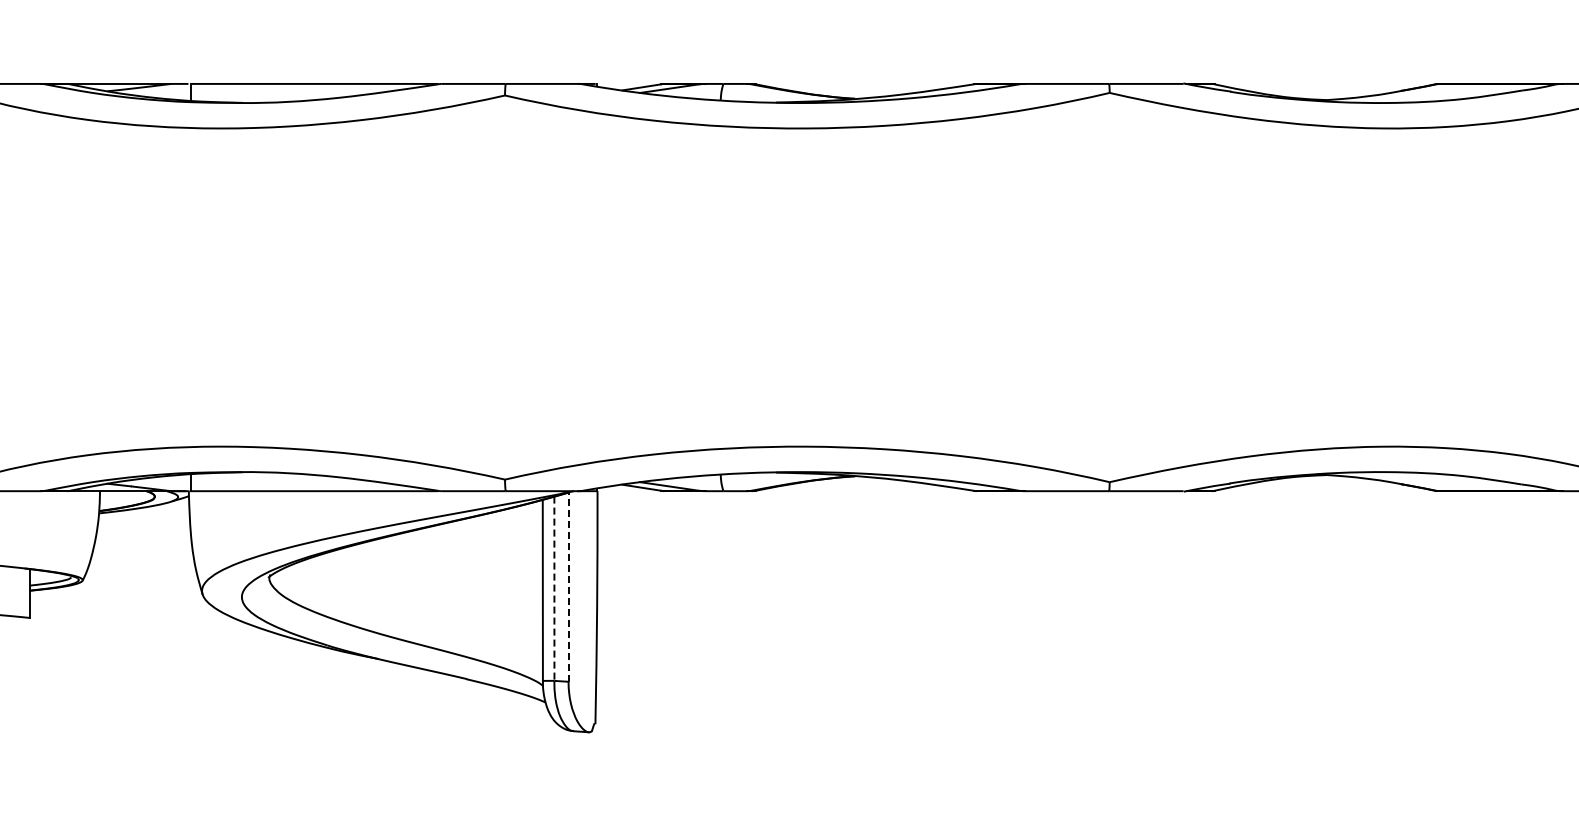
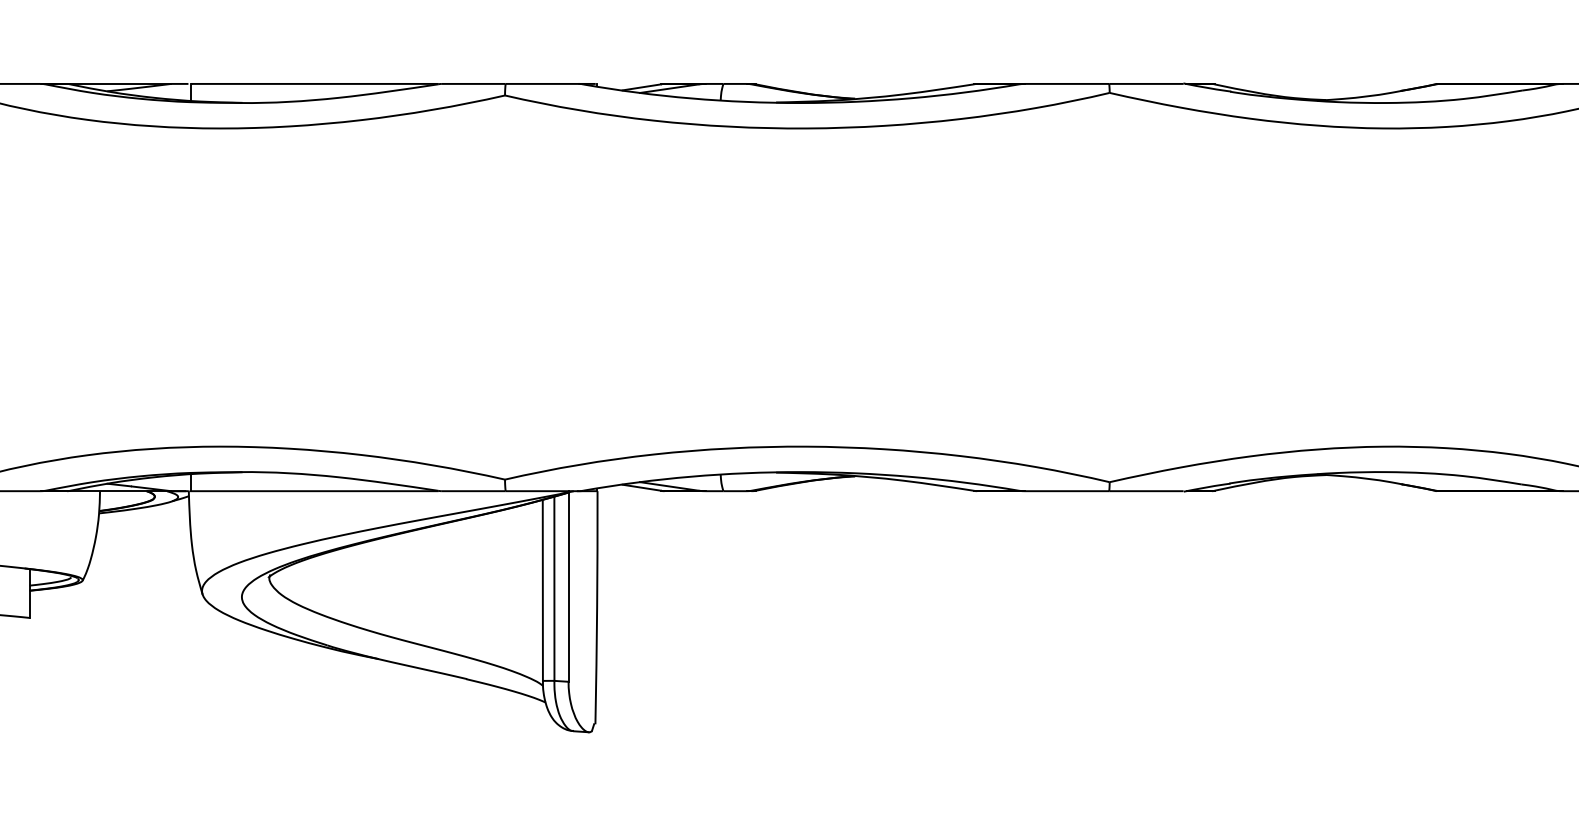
line: dashed -> solid (568, 585)
line: dashed -> solid (554, 589)
